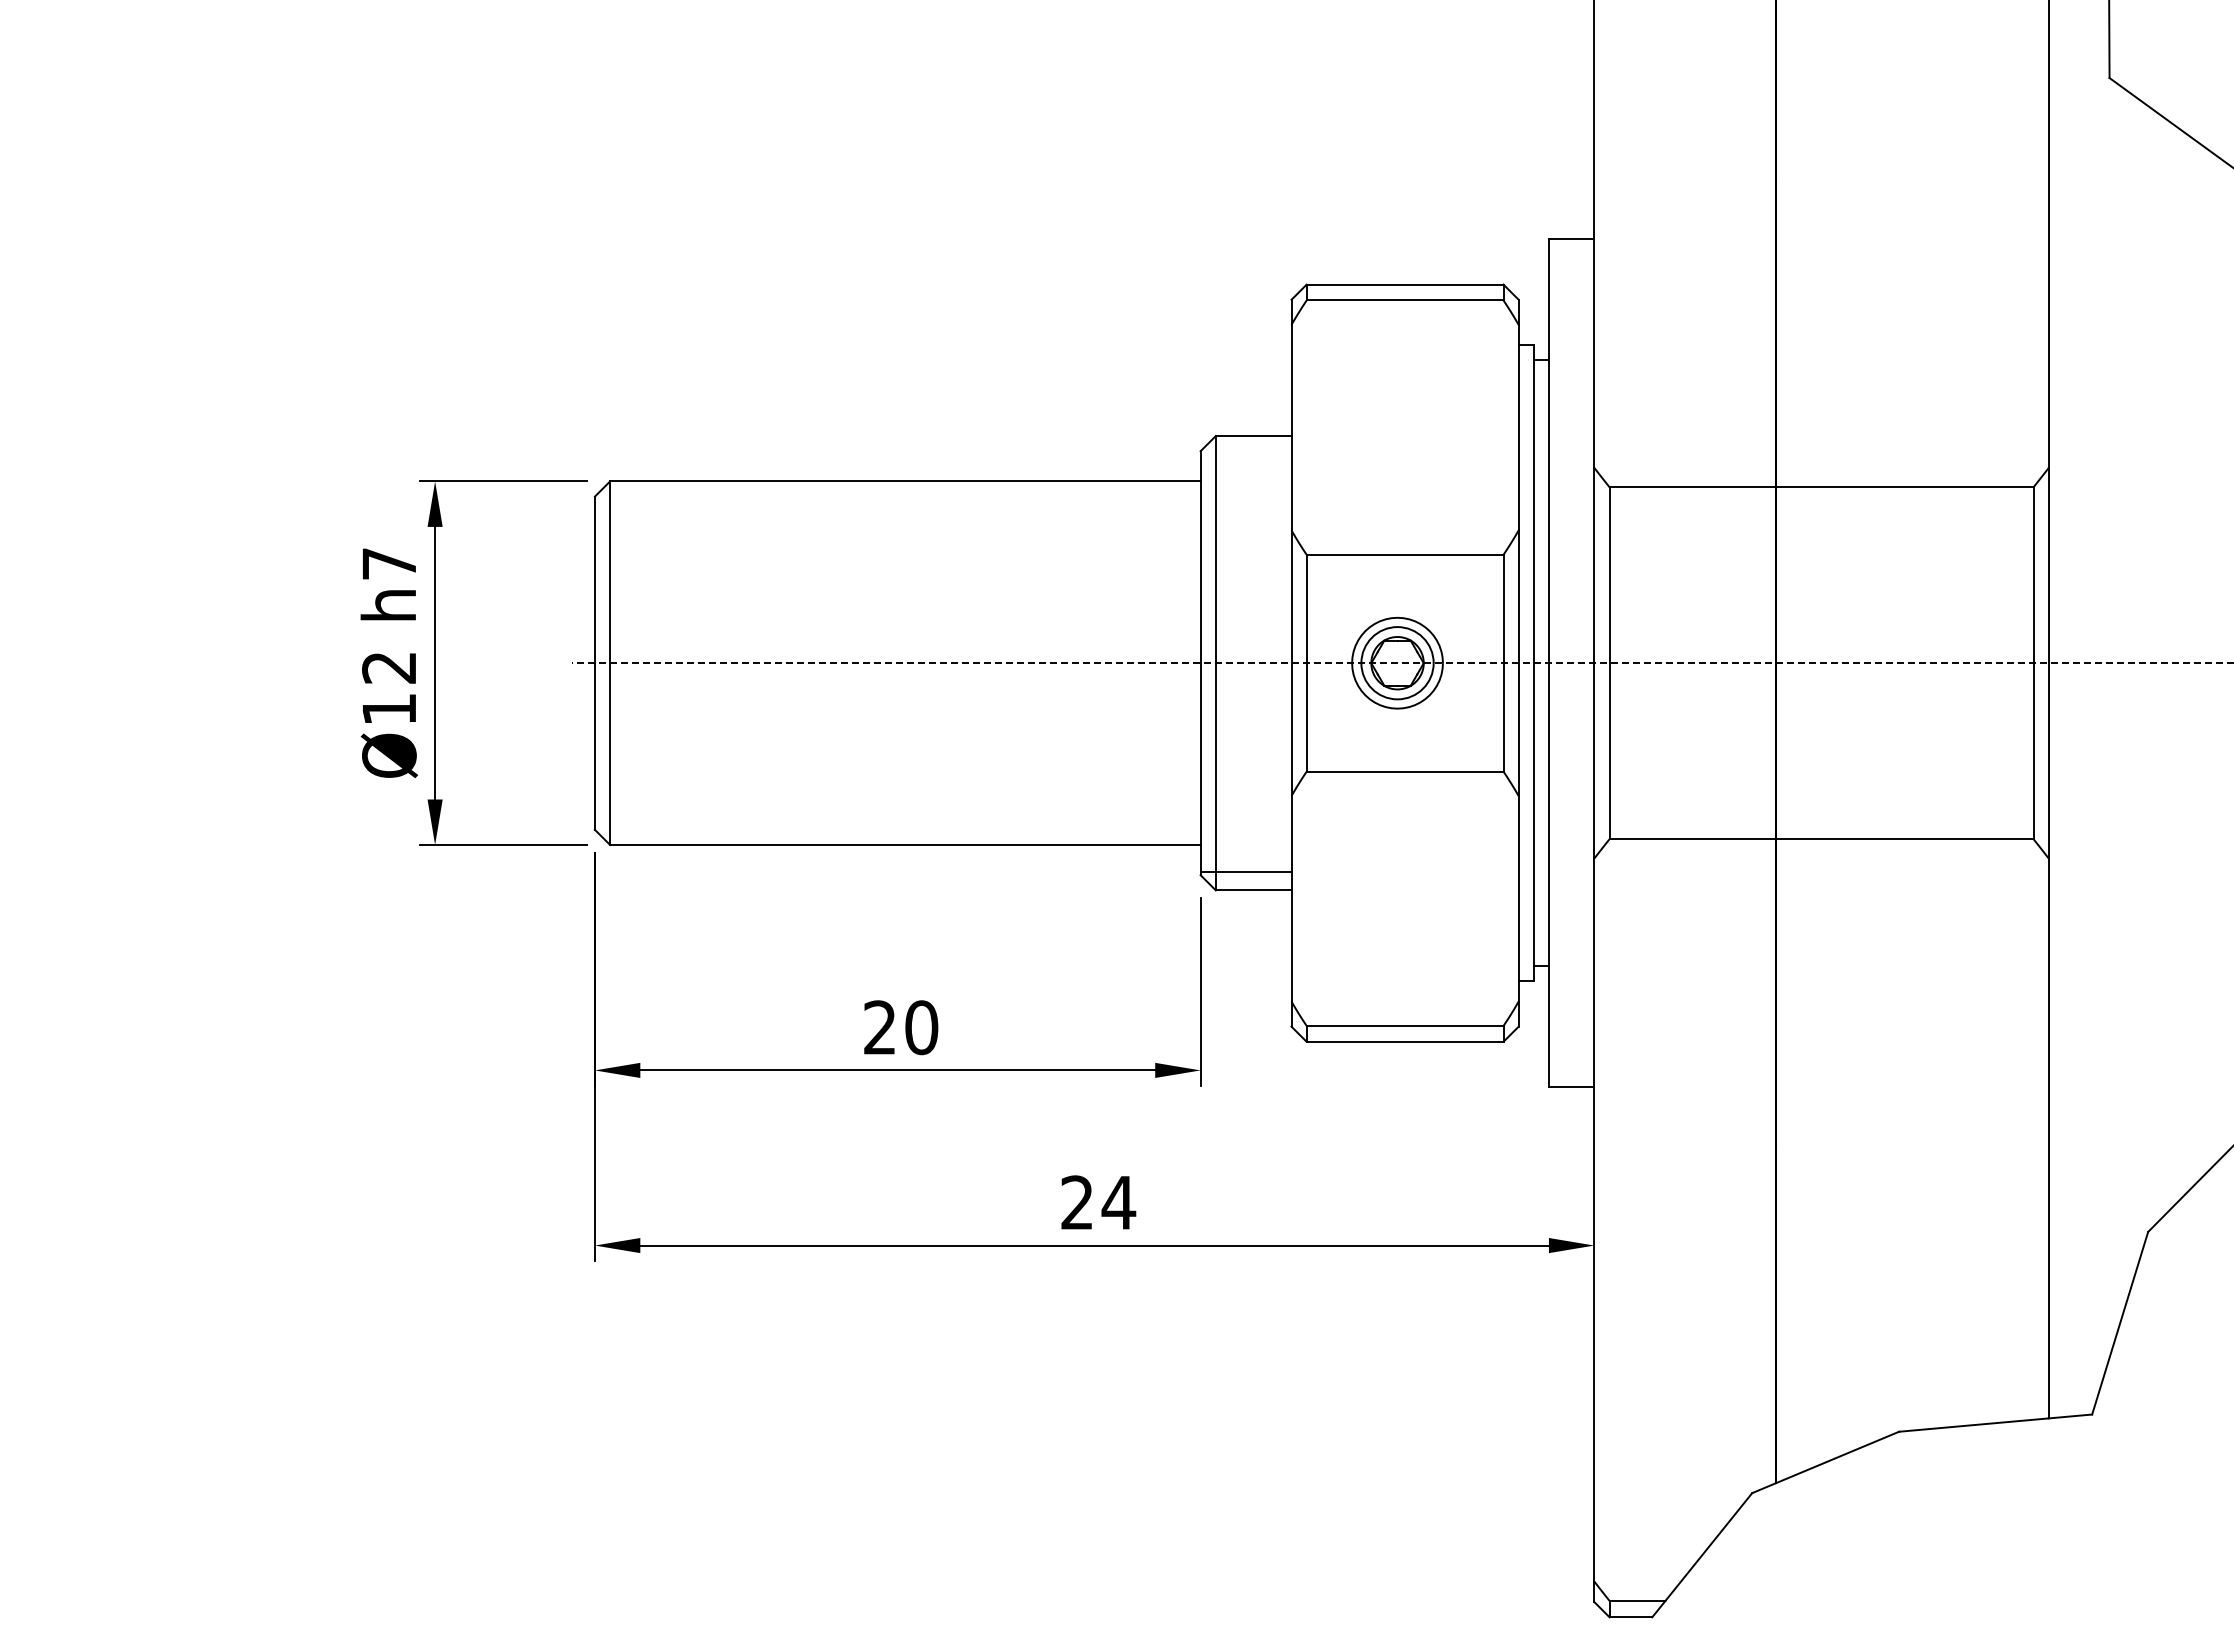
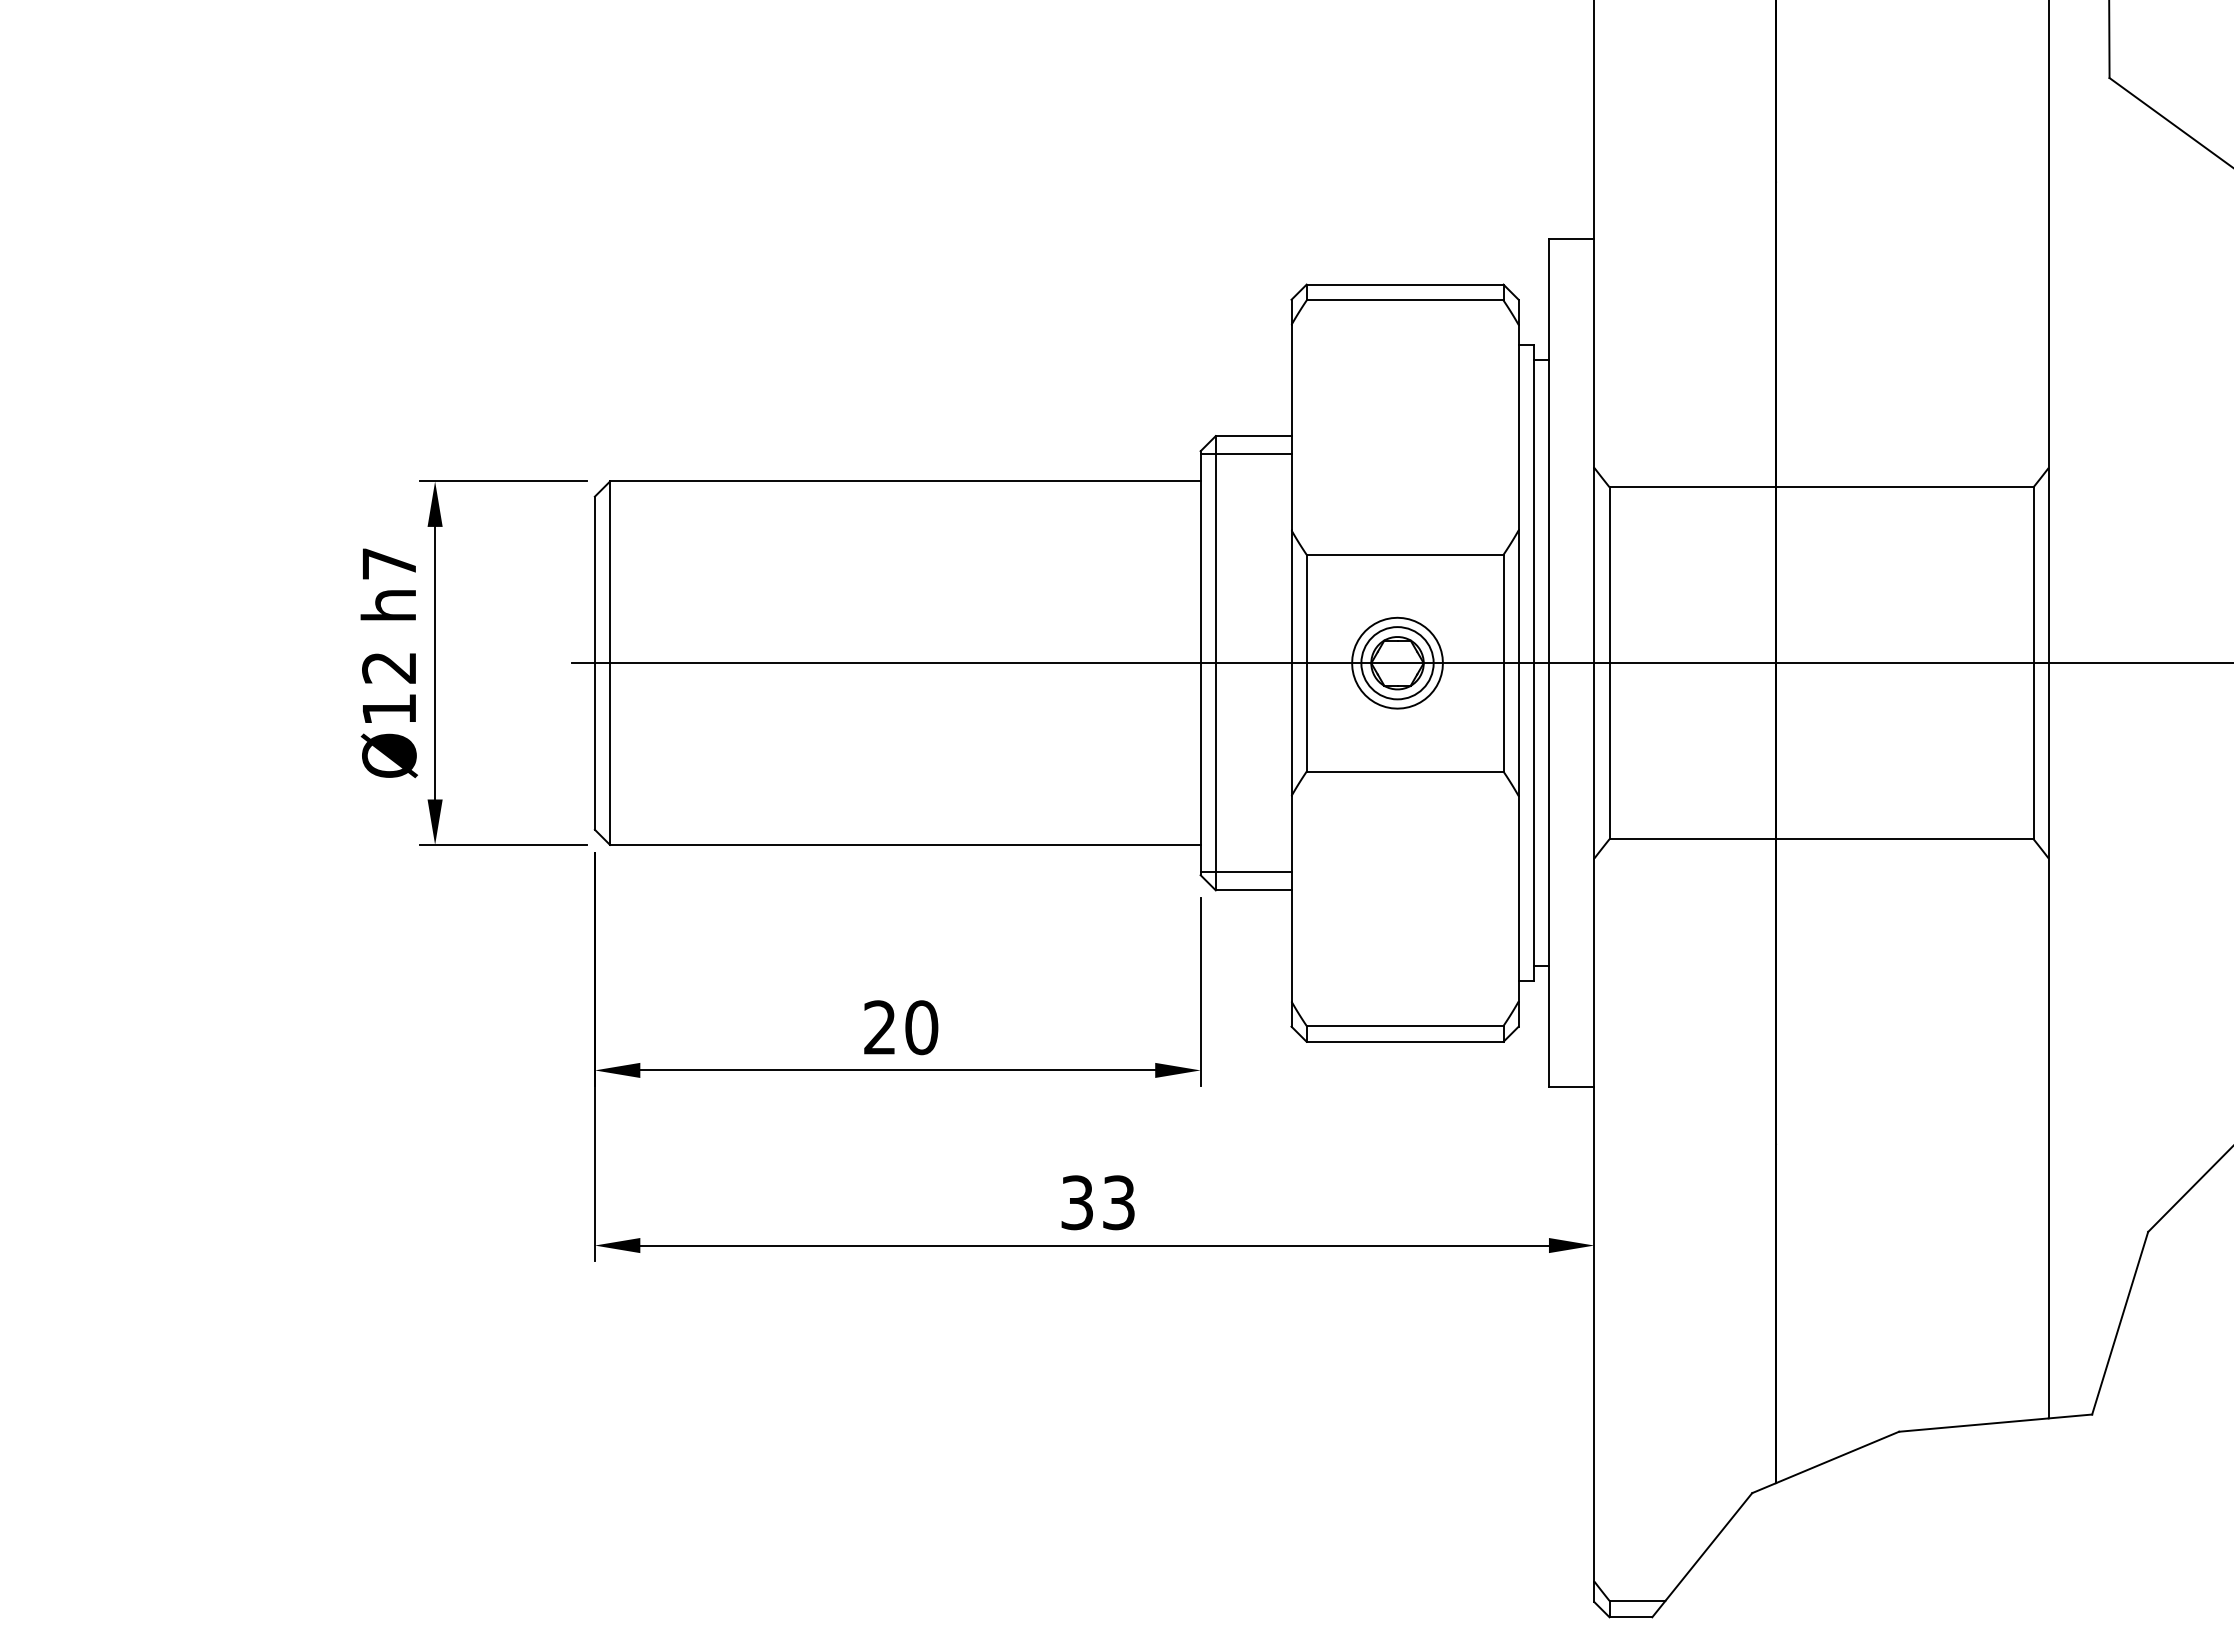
line: none -> present (1245, 454)
line: dashed -> solid (1402, 663)
text: 24 -> 33 (1098, 1202)
